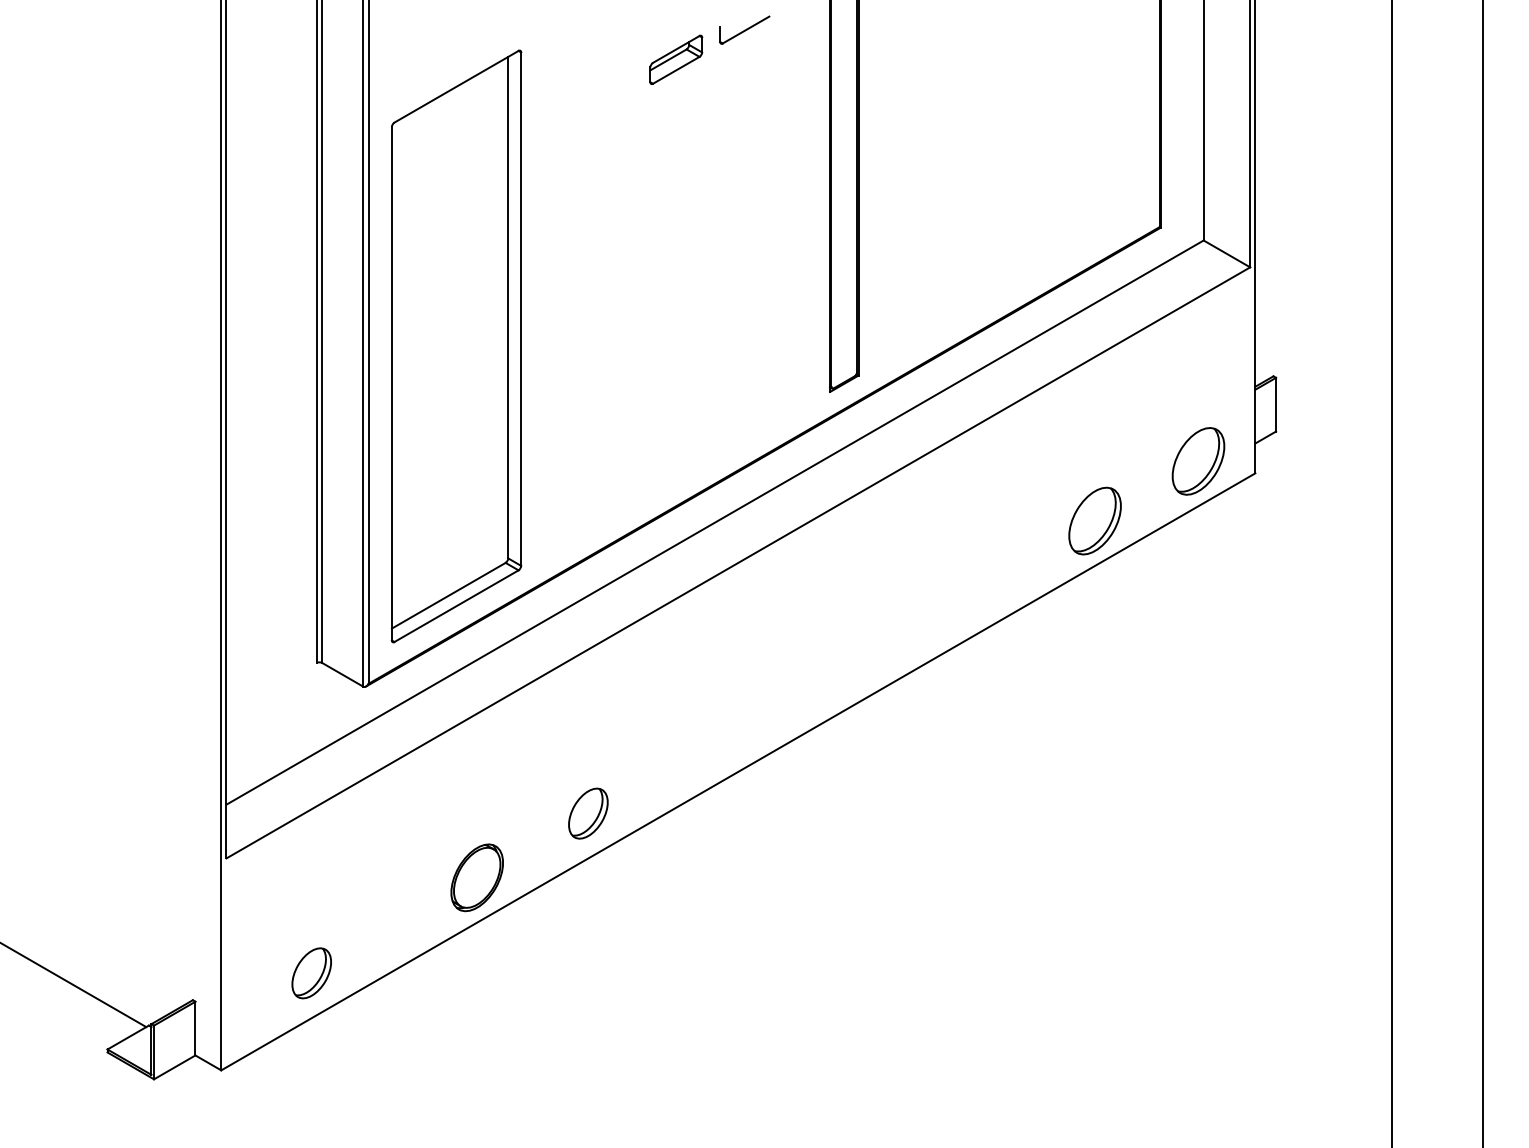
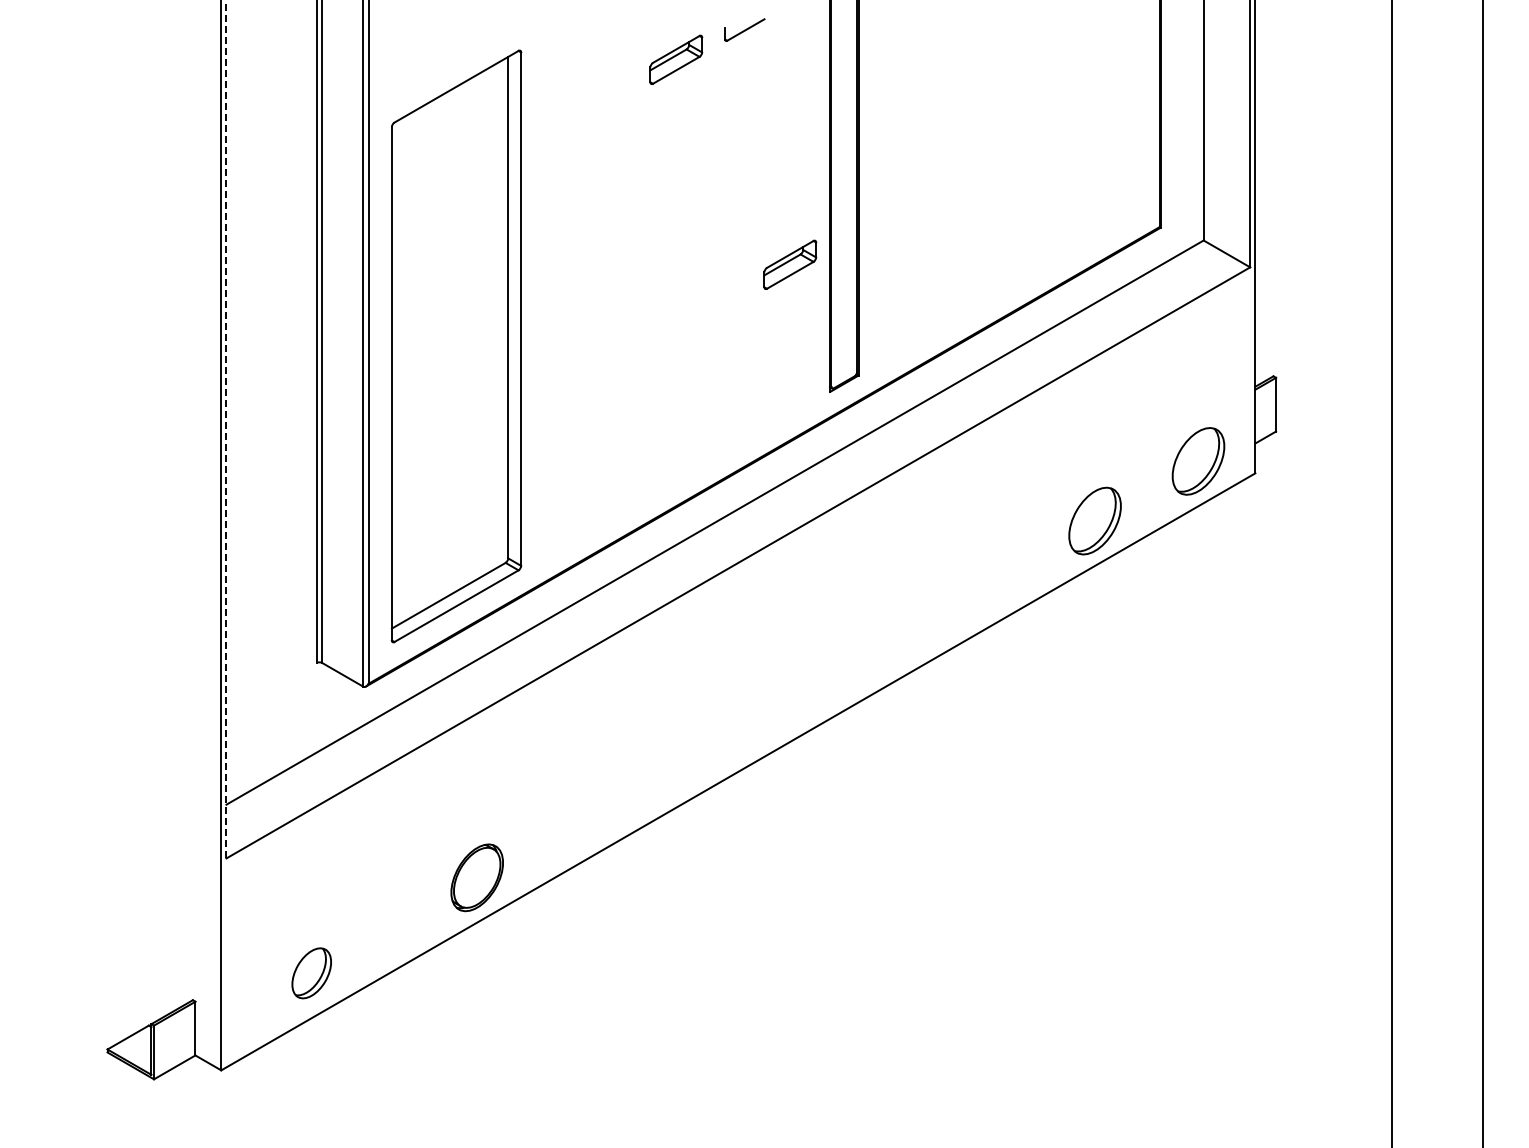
part size: 52x30 px -> 42x24 px (744, 29)
part: none -> present (790, 264)
line: solid -> dashed (226, 429)
part: present -> none (588, 813)
line: present -> none (74, 985)
